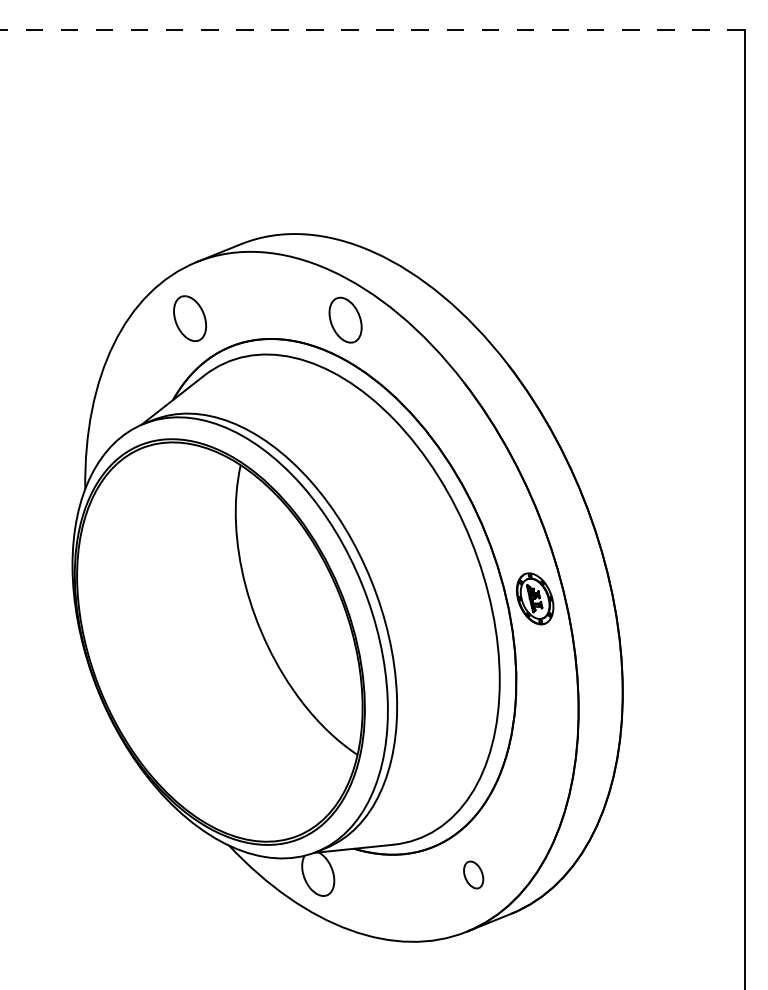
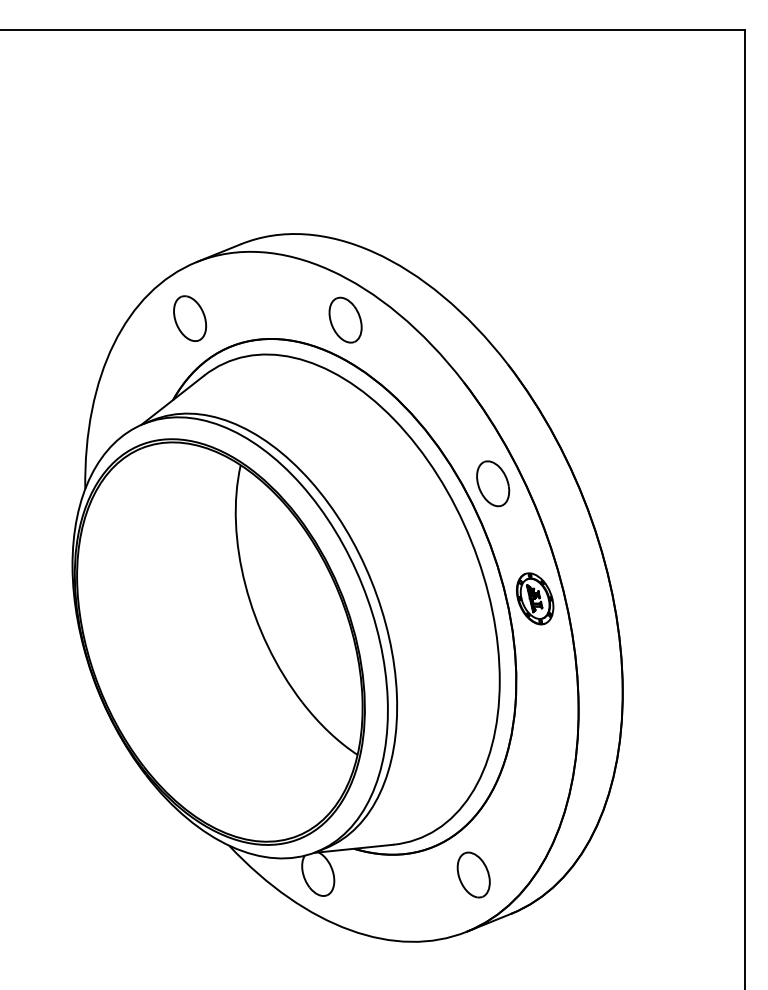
line: dashed -> solid (372, 29)
part: none -> present (493, 483)
part size: 22x30 px -> 35x48 px (473, 874)
